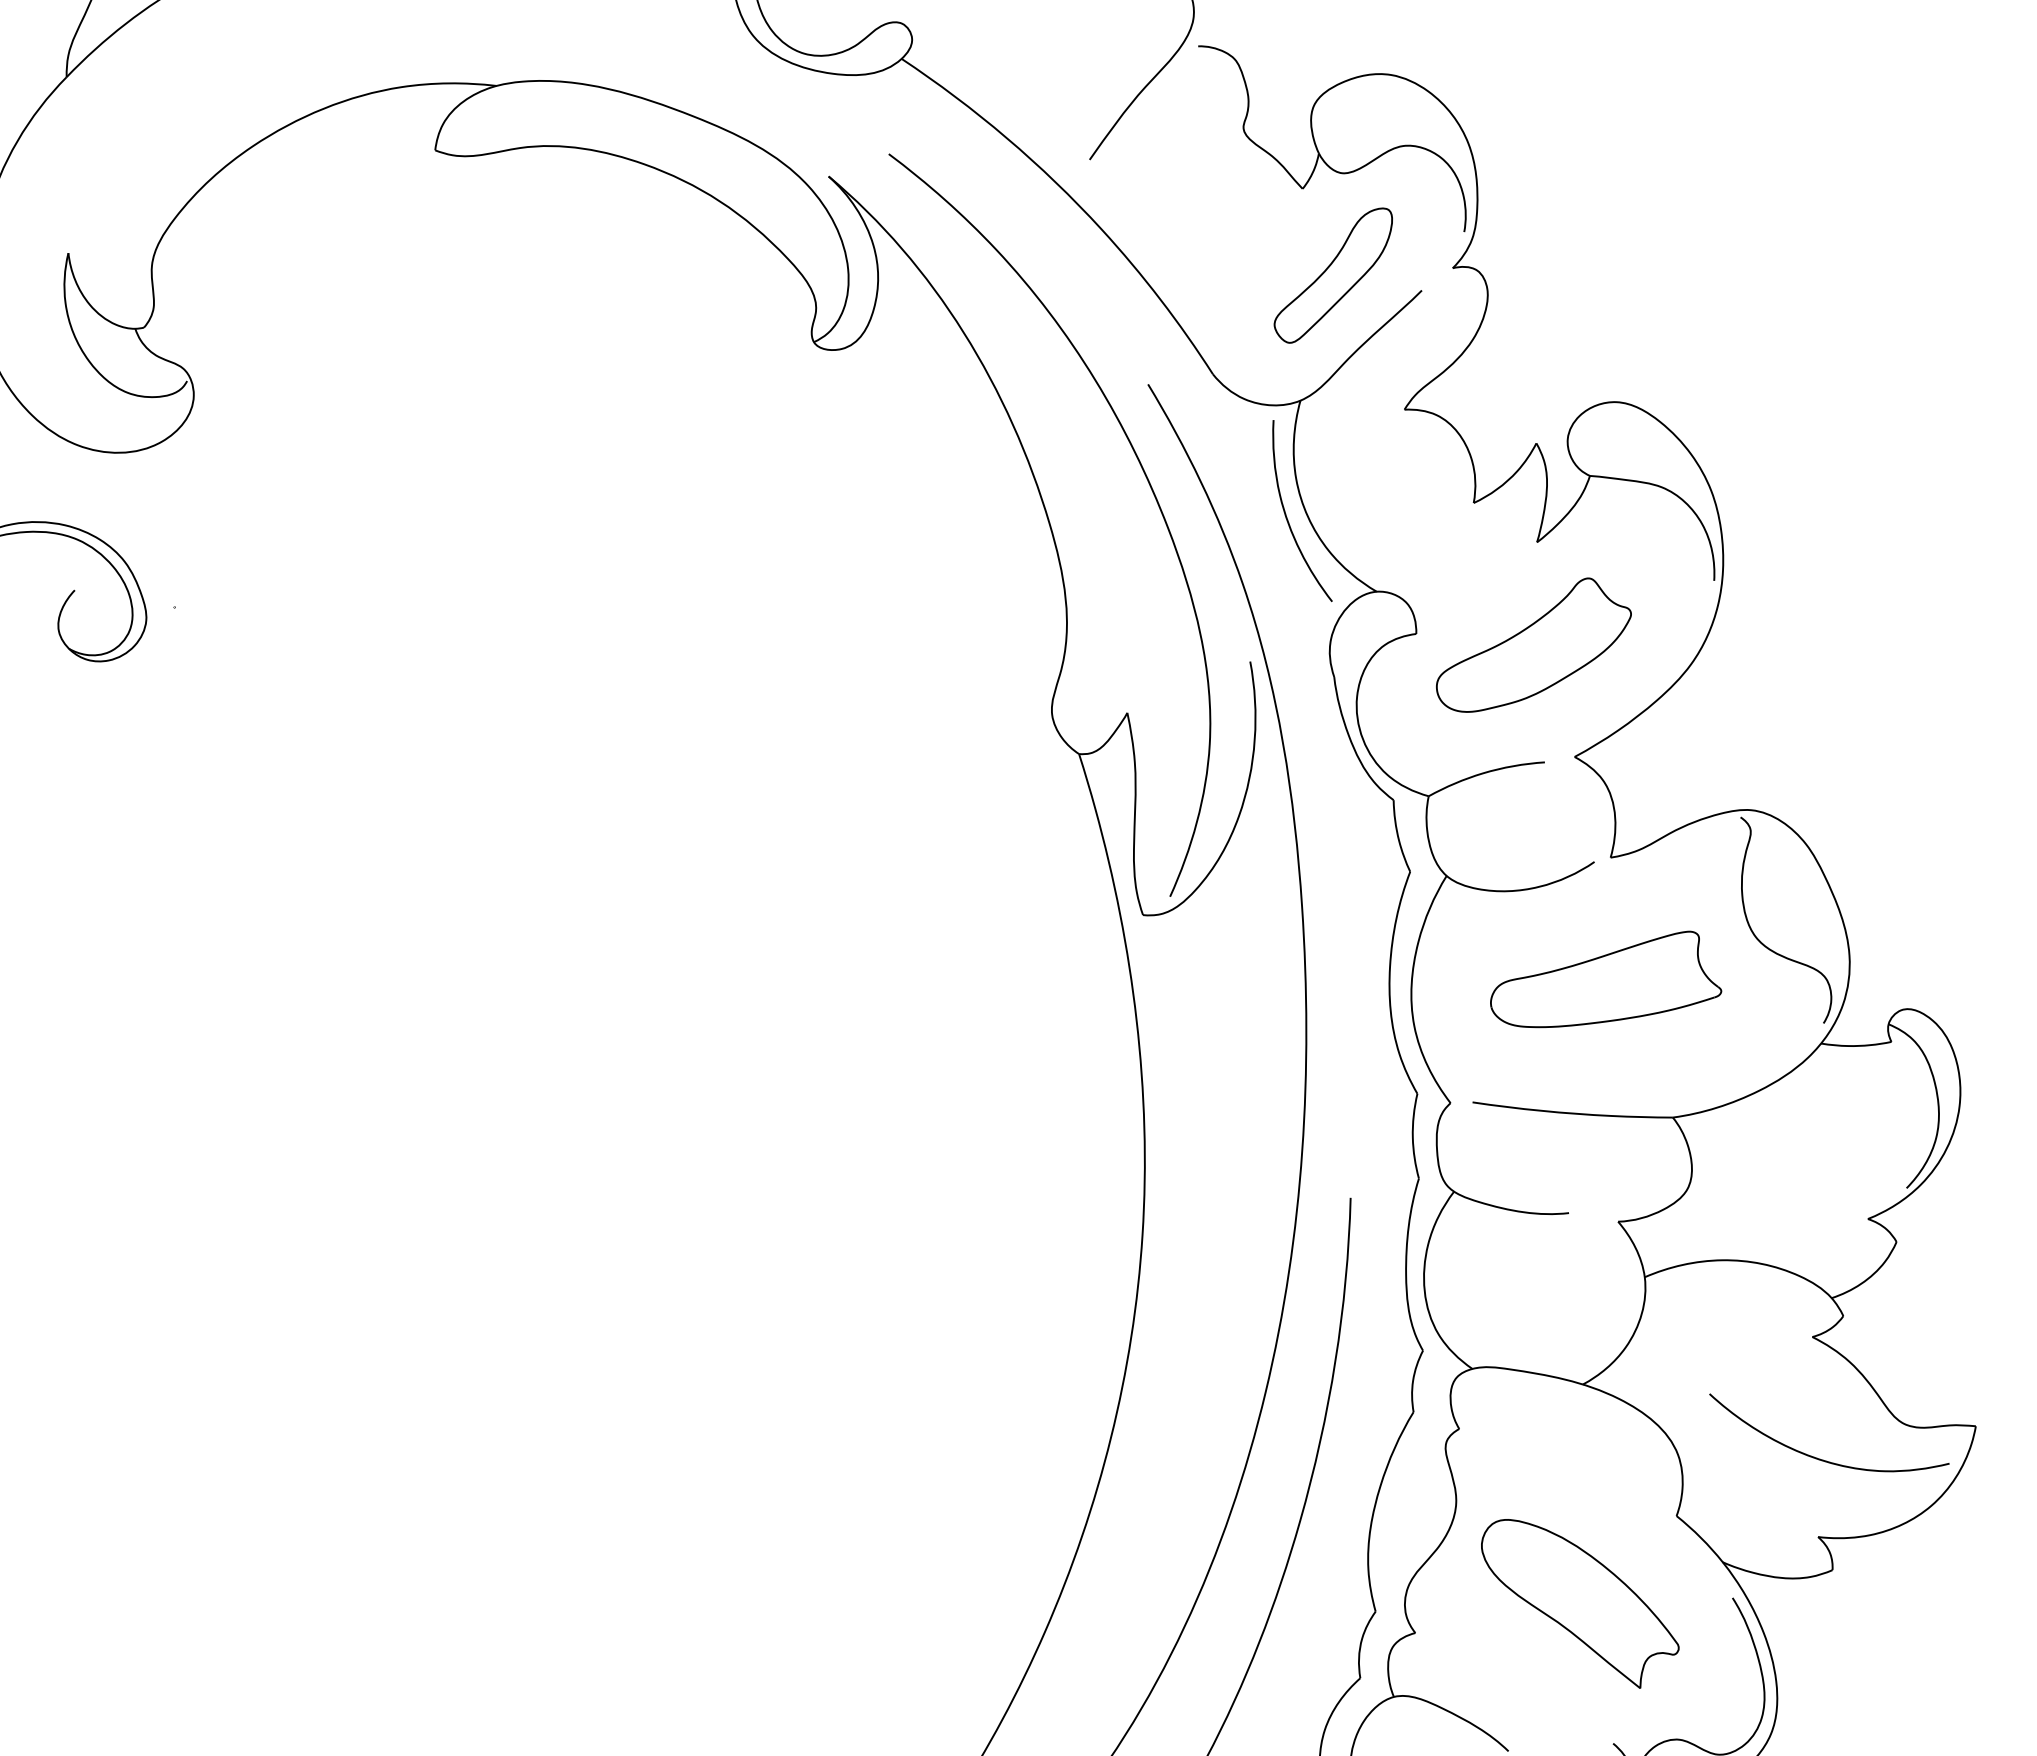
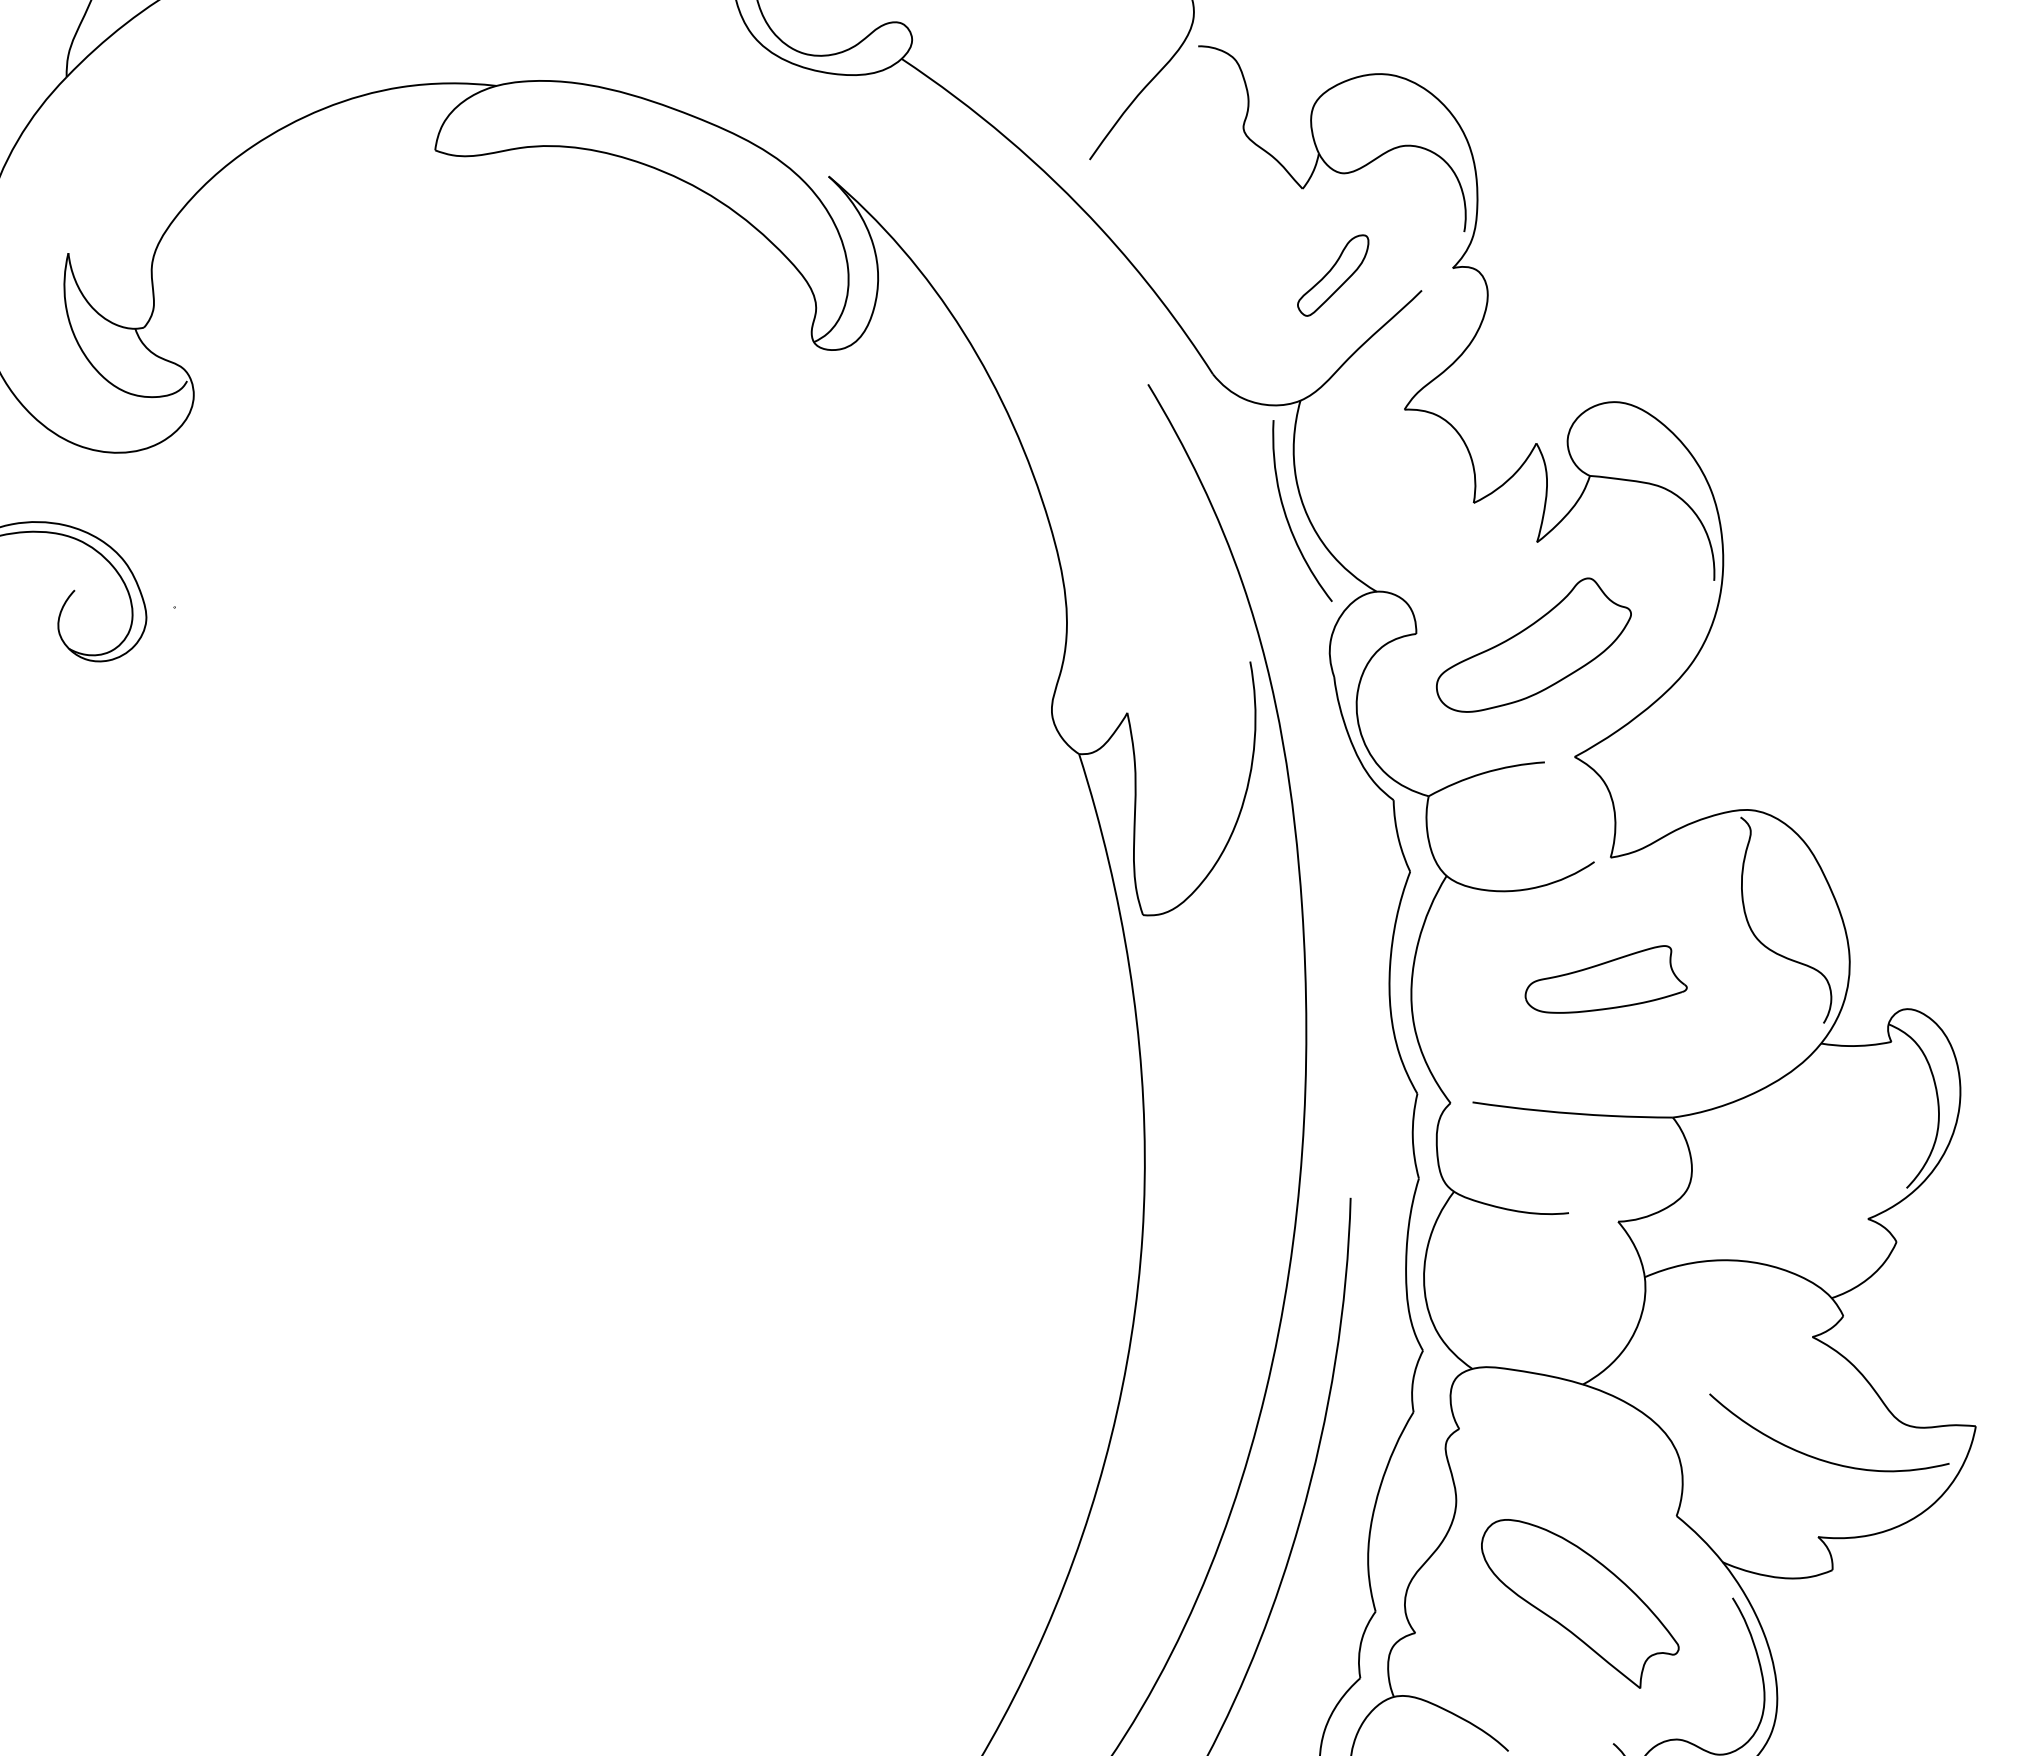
part size: 120x137 px -> 73x83 px (1333, 275)
curve: present -> none (1145, 477)
part size: 233x99 px -> 164x69 px (1605, 979)
